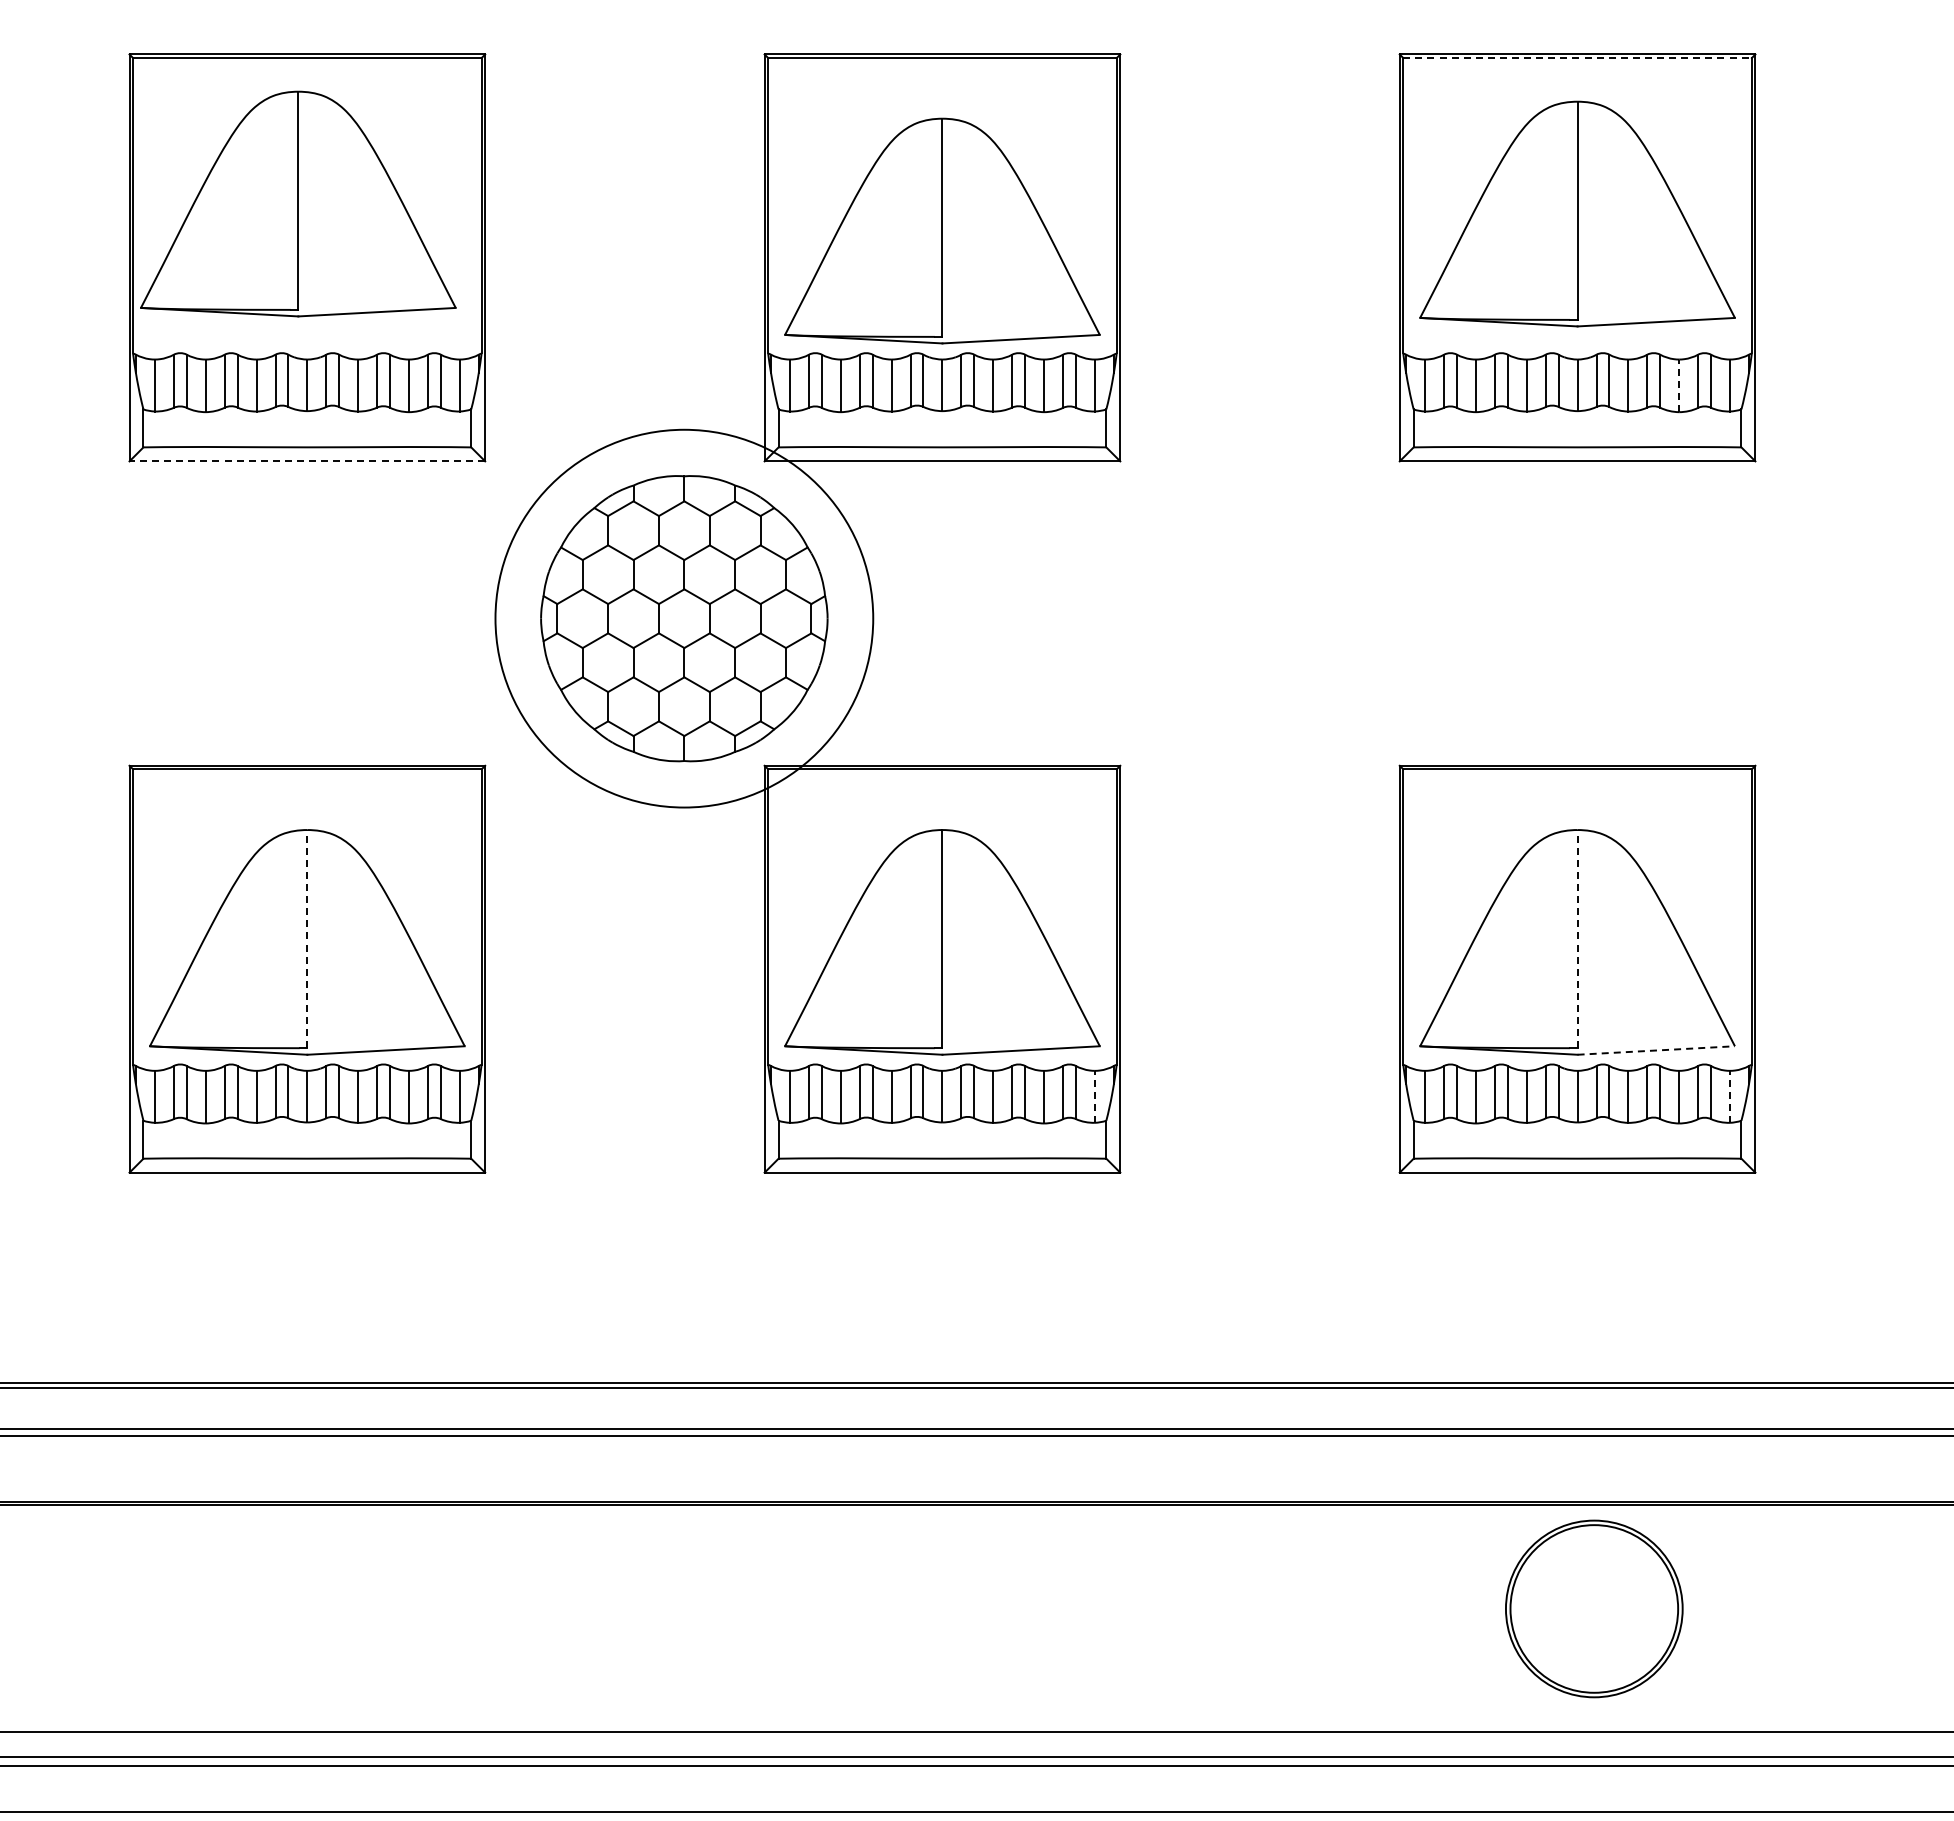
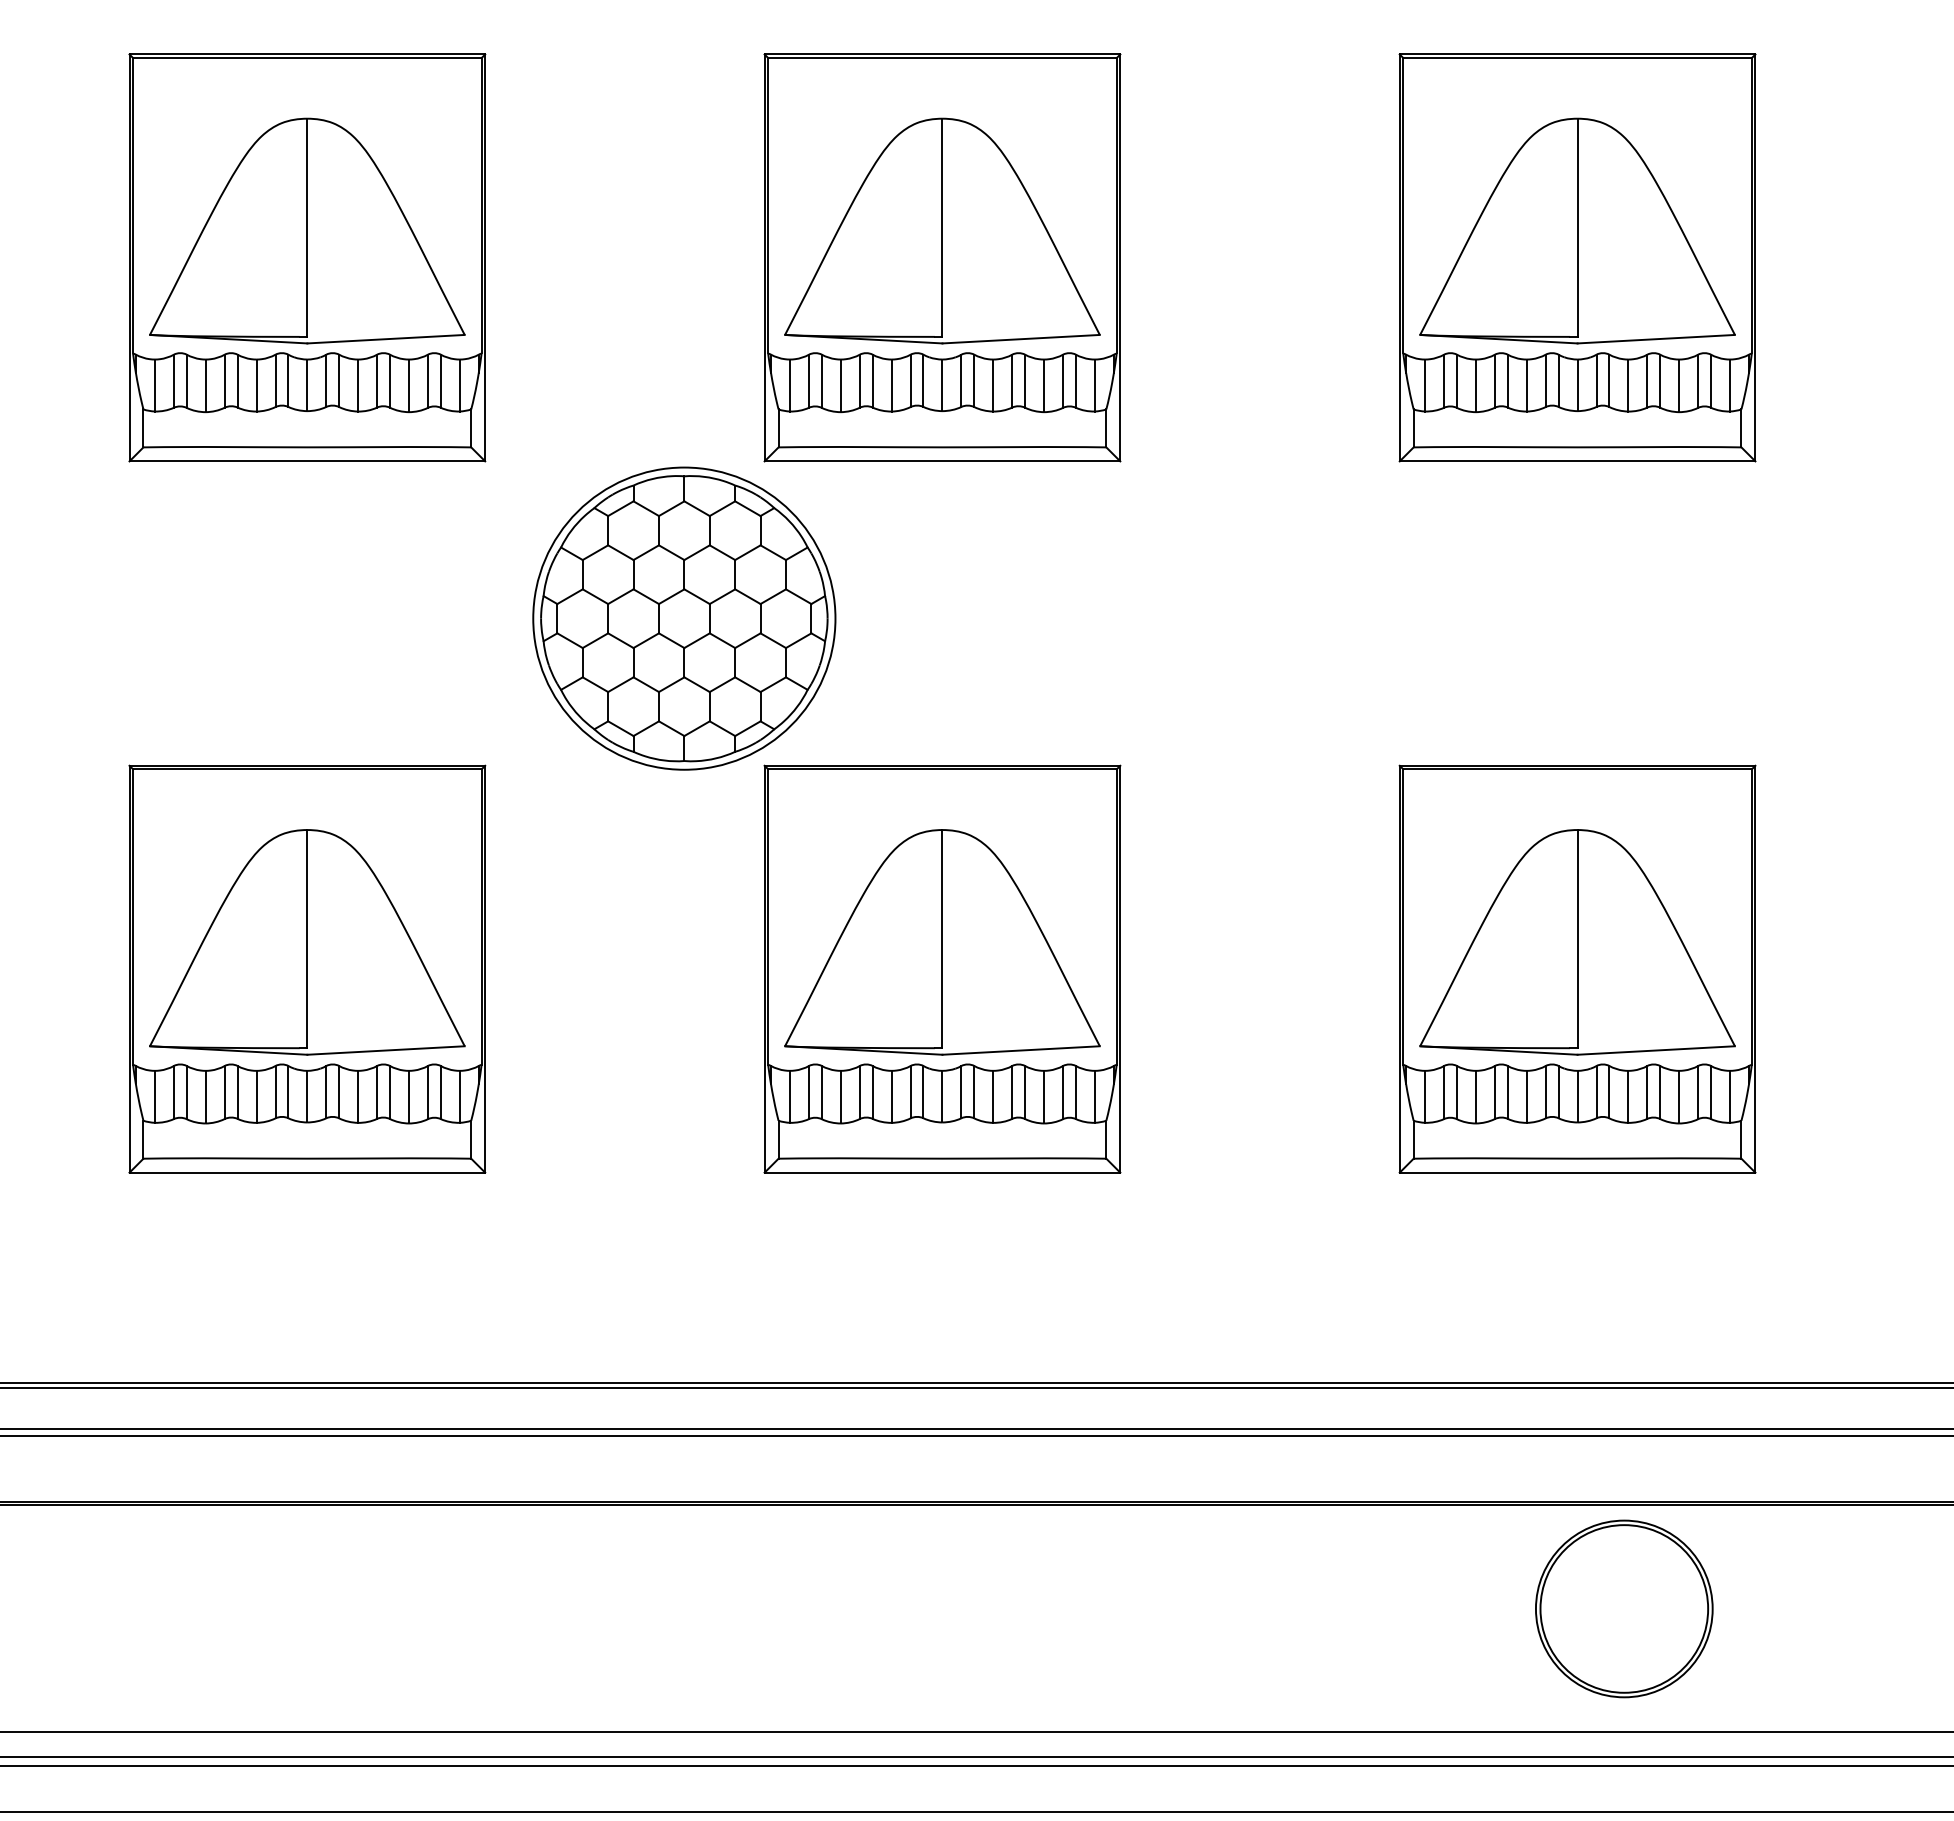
line: dashed -> solid (1578, 58)
part position: (298, 203) -> (307, 230) (307, 230)
part position: (1577, 213) -> (1577, 230) (1577, 230)
line: dashed -> solid (1679, 385)
line: dashed -> solid (307, 461)
circle diameter: 378 px -> 302 px (684, 618)
line: dashed -> solid (307, 938)
line: dashed -> solid (1577, 938)
line: dashed -> solid (1656, 1050)
line: dashed -> solid (1094, 1096)
line: dashed -> solid (1730, 1096)
part position: (1594, 1608) -> (1624, 1608) (1624, 1608)
